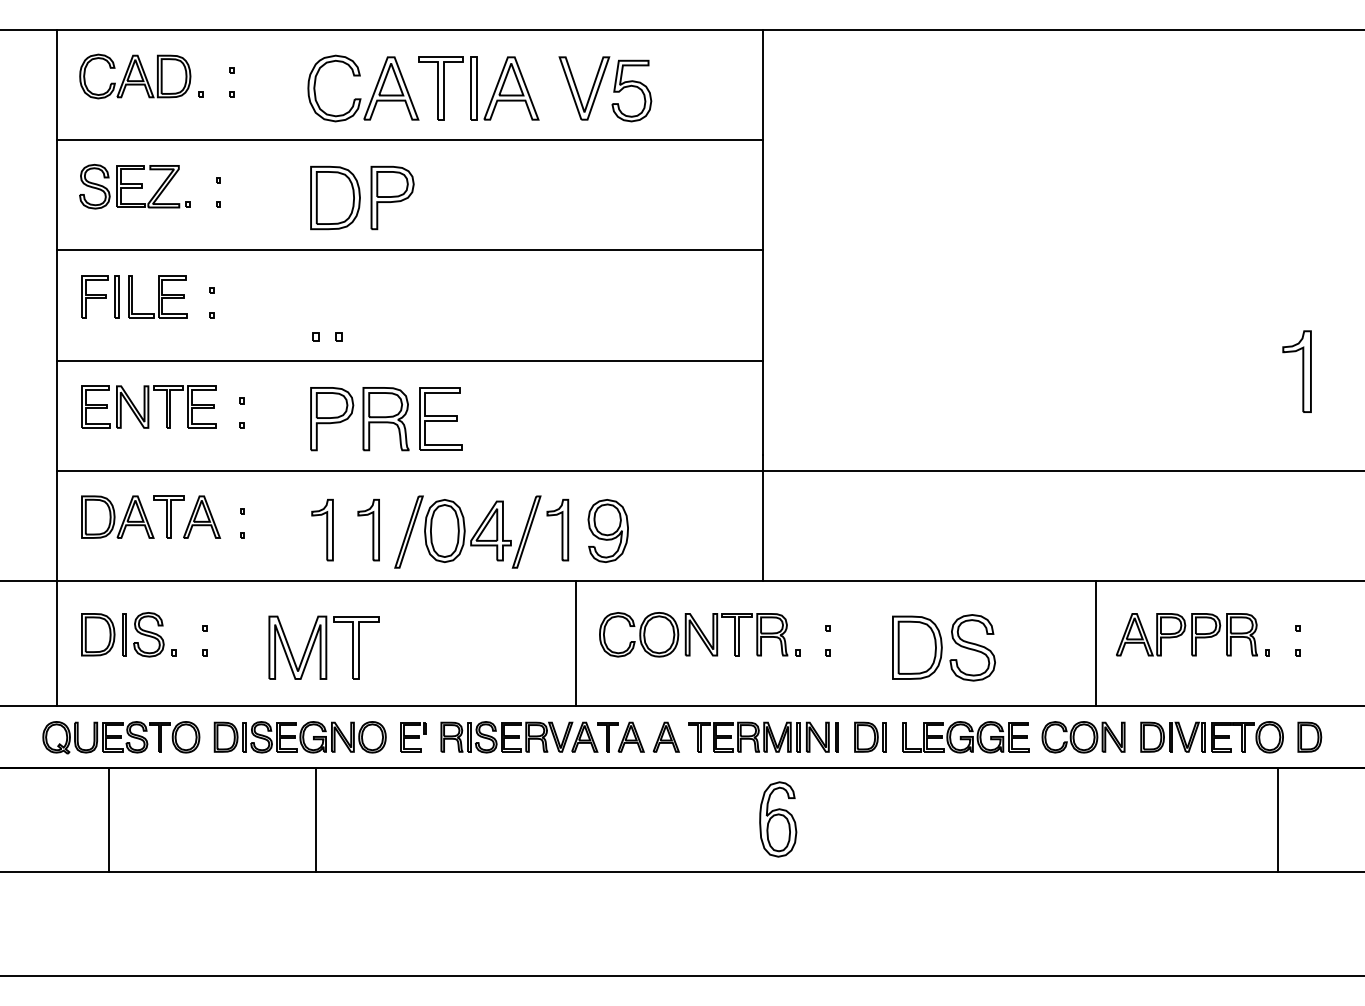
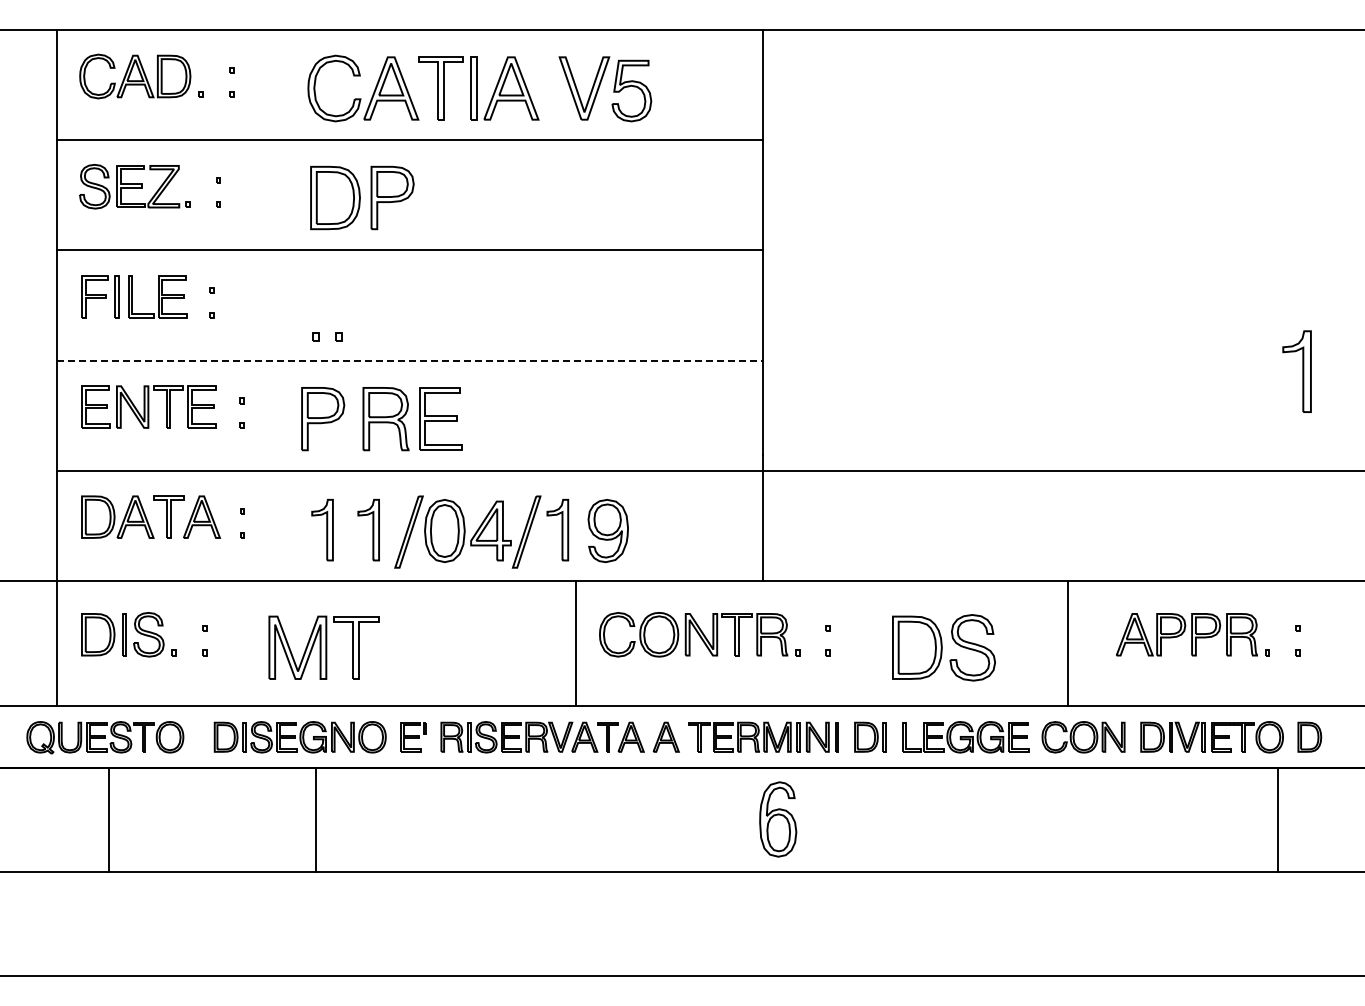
line: solid -> dashed (410, 360)
part position: (332, 419) -> (323, 419) (323, 419)
line position: (1096, 642) -> (1068, 642) (1068, 642)
part position: (121, 737) -> (105, 737) (105, 737)
